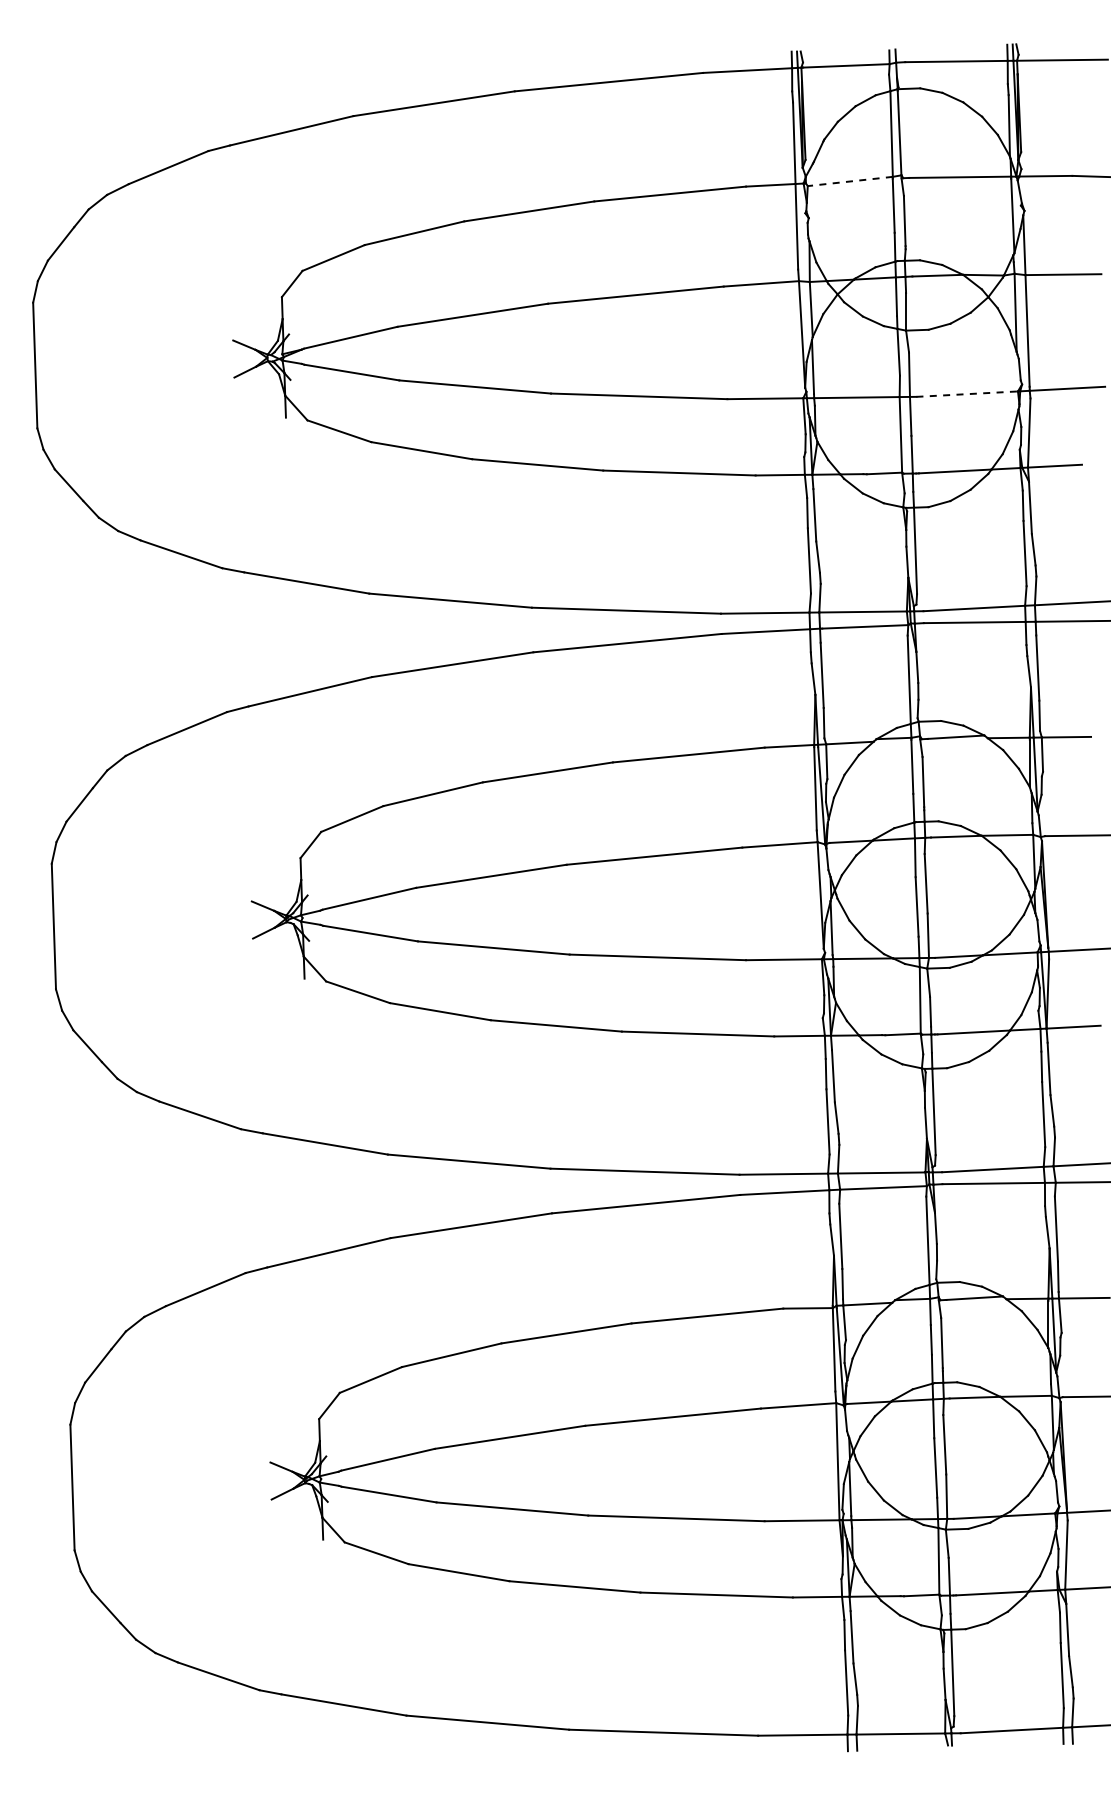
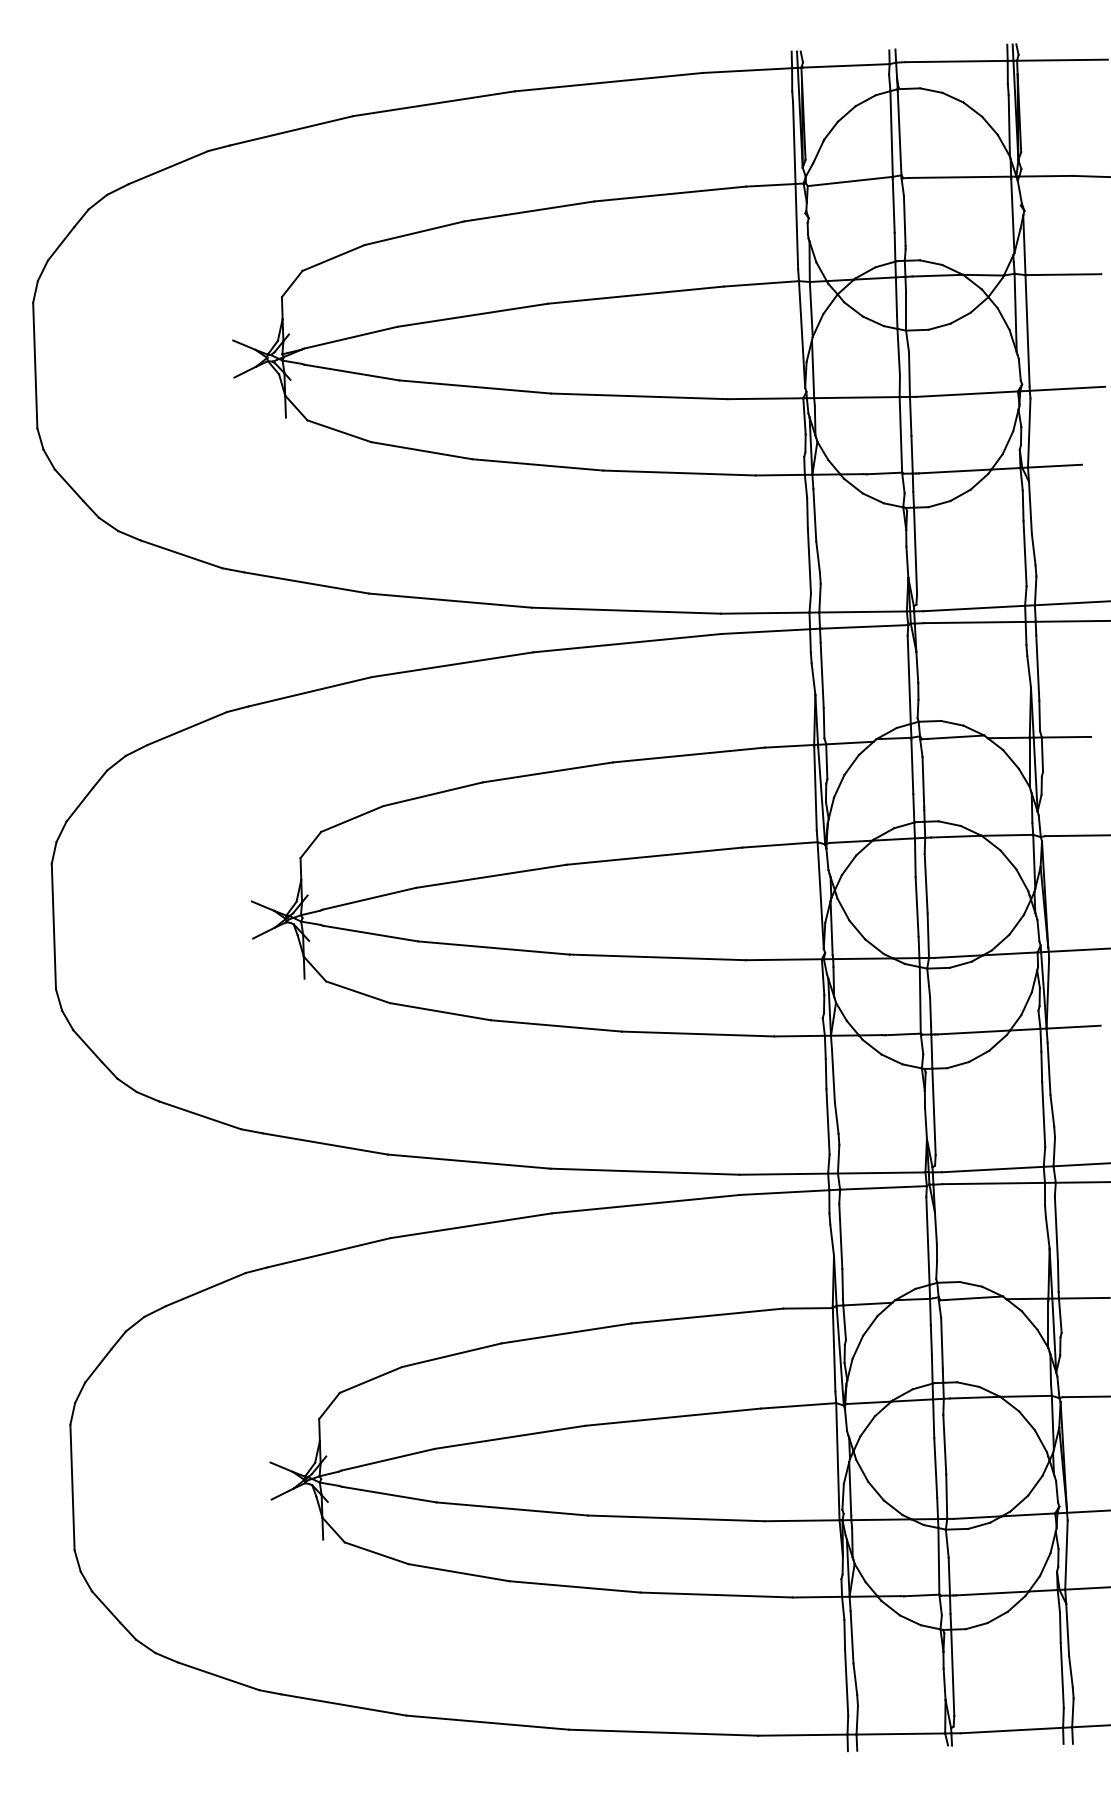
line: dashed -> solid (850, 181)
line: dashed -> solid (967, 394)
